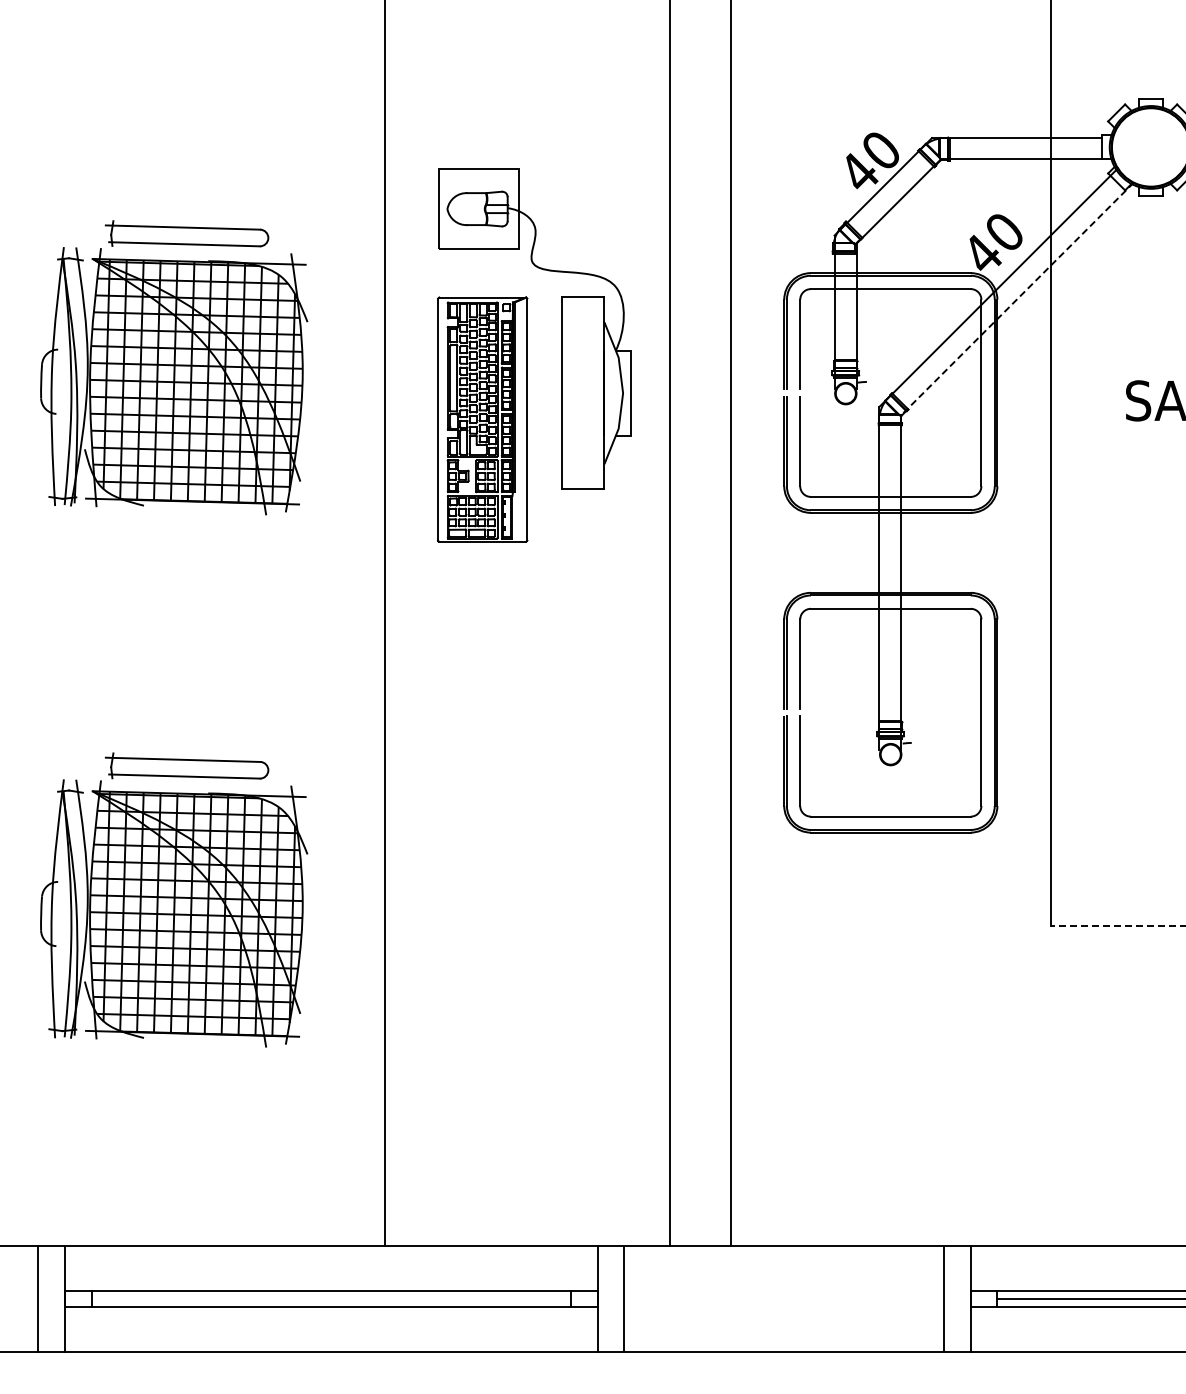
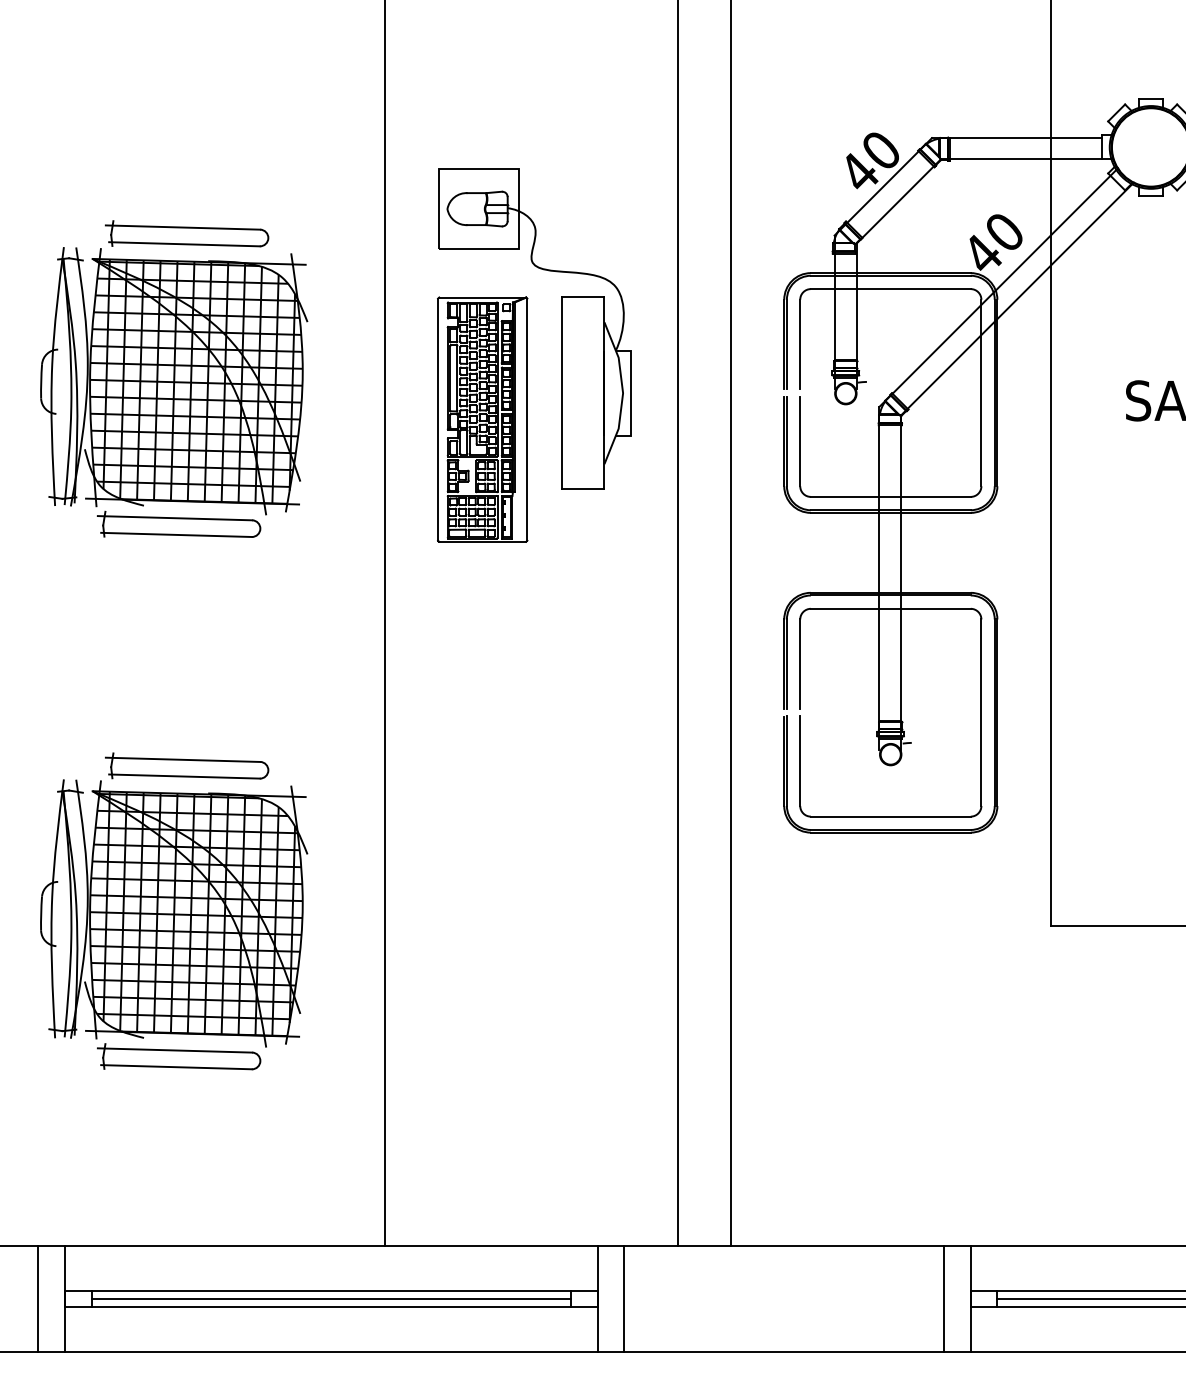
line: dashed -> solid (1017, 299)
part: none -> present (178, 523)
line position: (669, 623) -> (677, 623) (677, 623)
line: dashed -> solid (1117, 925)
part: none -> present (179, 1056)
line: none -> present (331, 1298)
